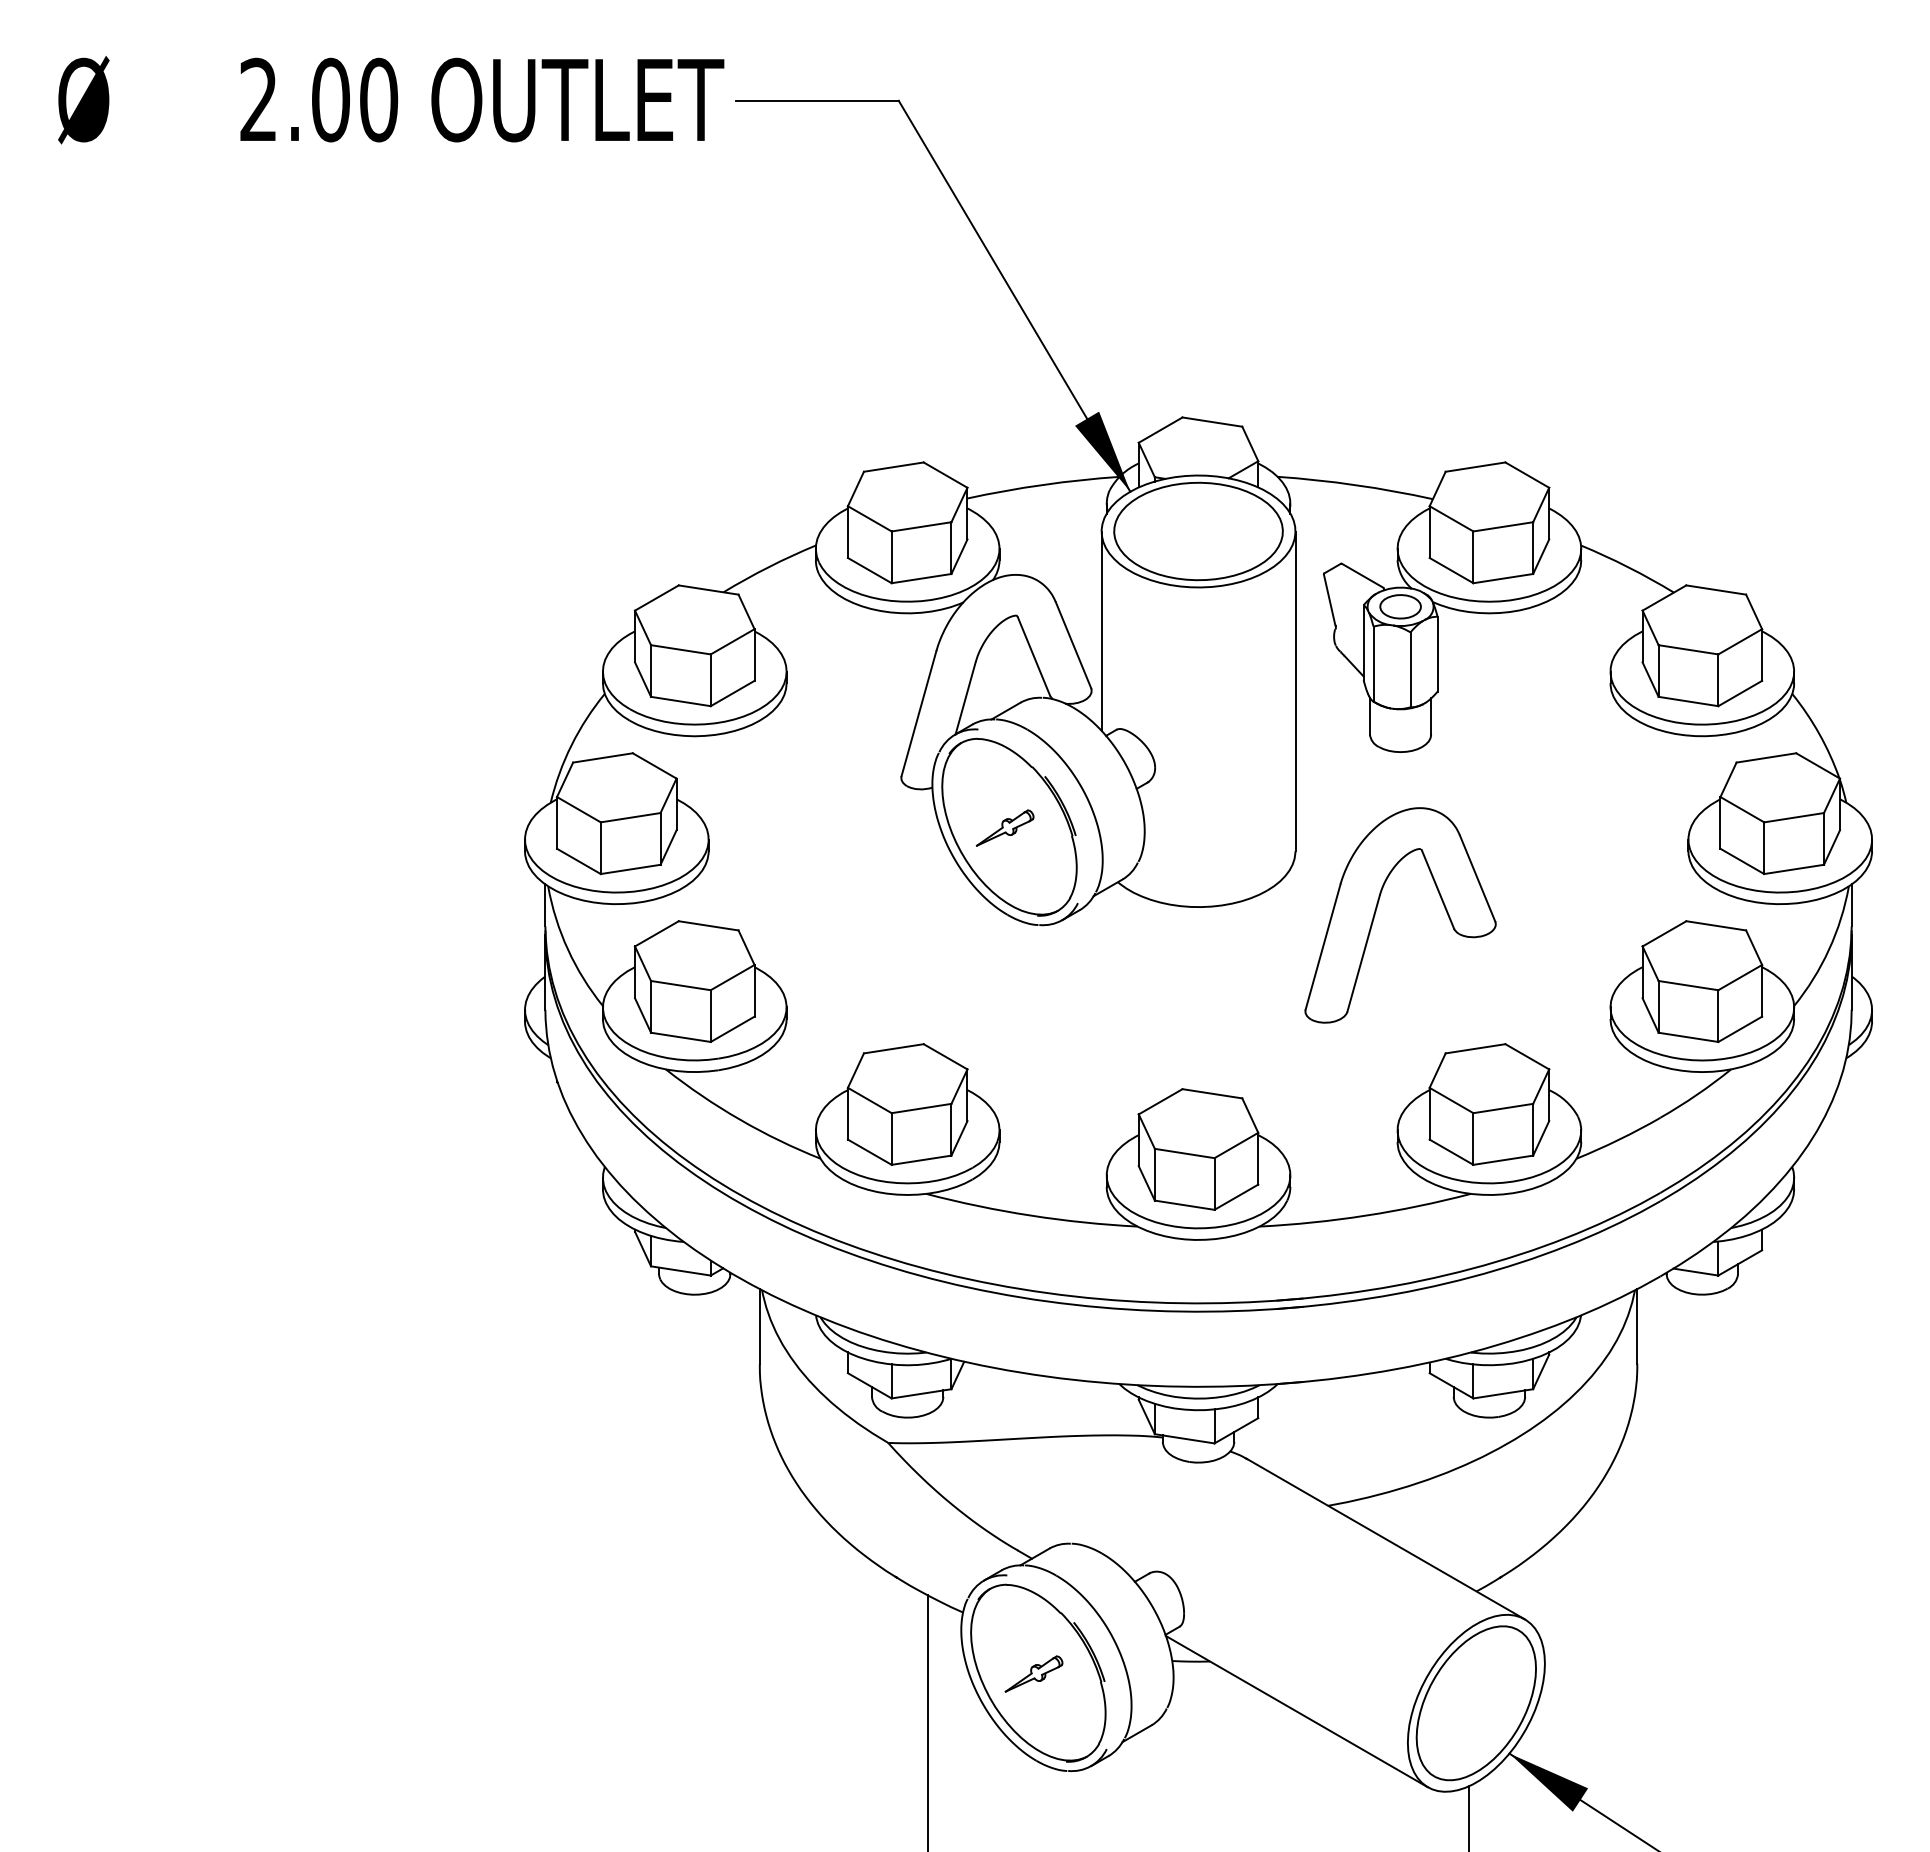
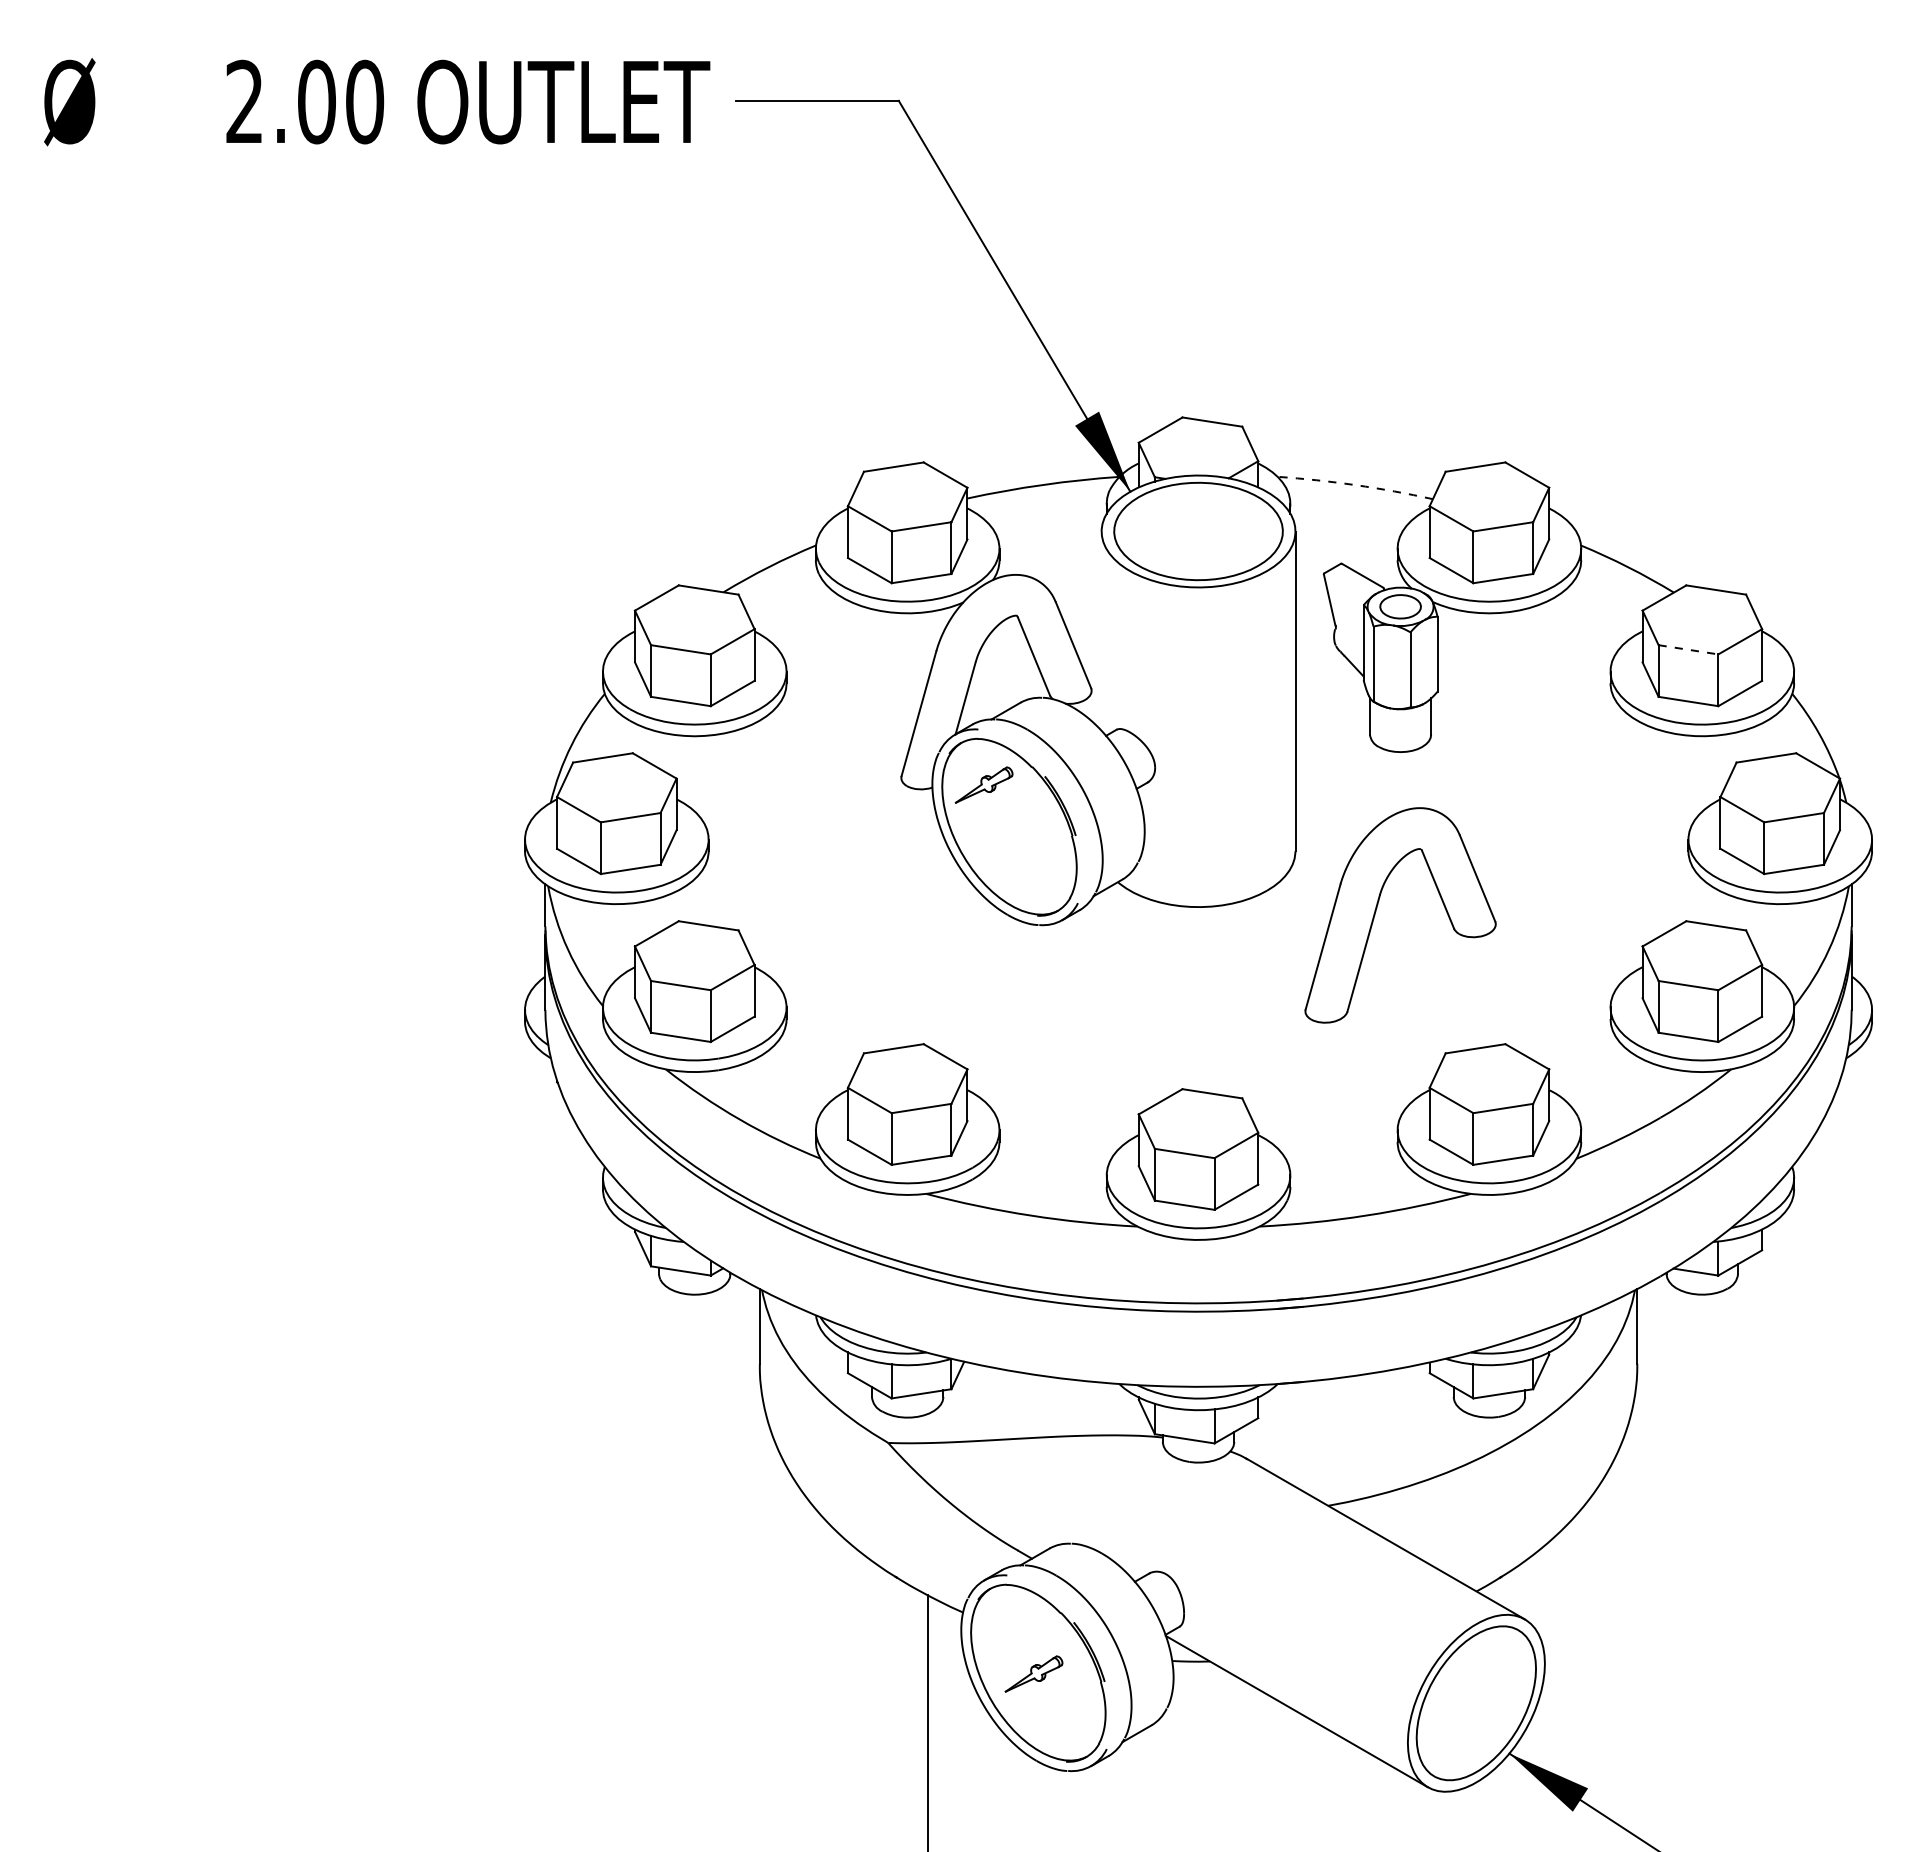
text position: (391, 100) -> (377, 102) (377, 102)
arc: solid -> dashed (1355, 485)
line: present -> none (1101, 630)
line: solid -> dashed (1688, 649)
part position: (1004, 827) -> (983, 784) (983, 784)
line: present -> none (1469, 1817)
